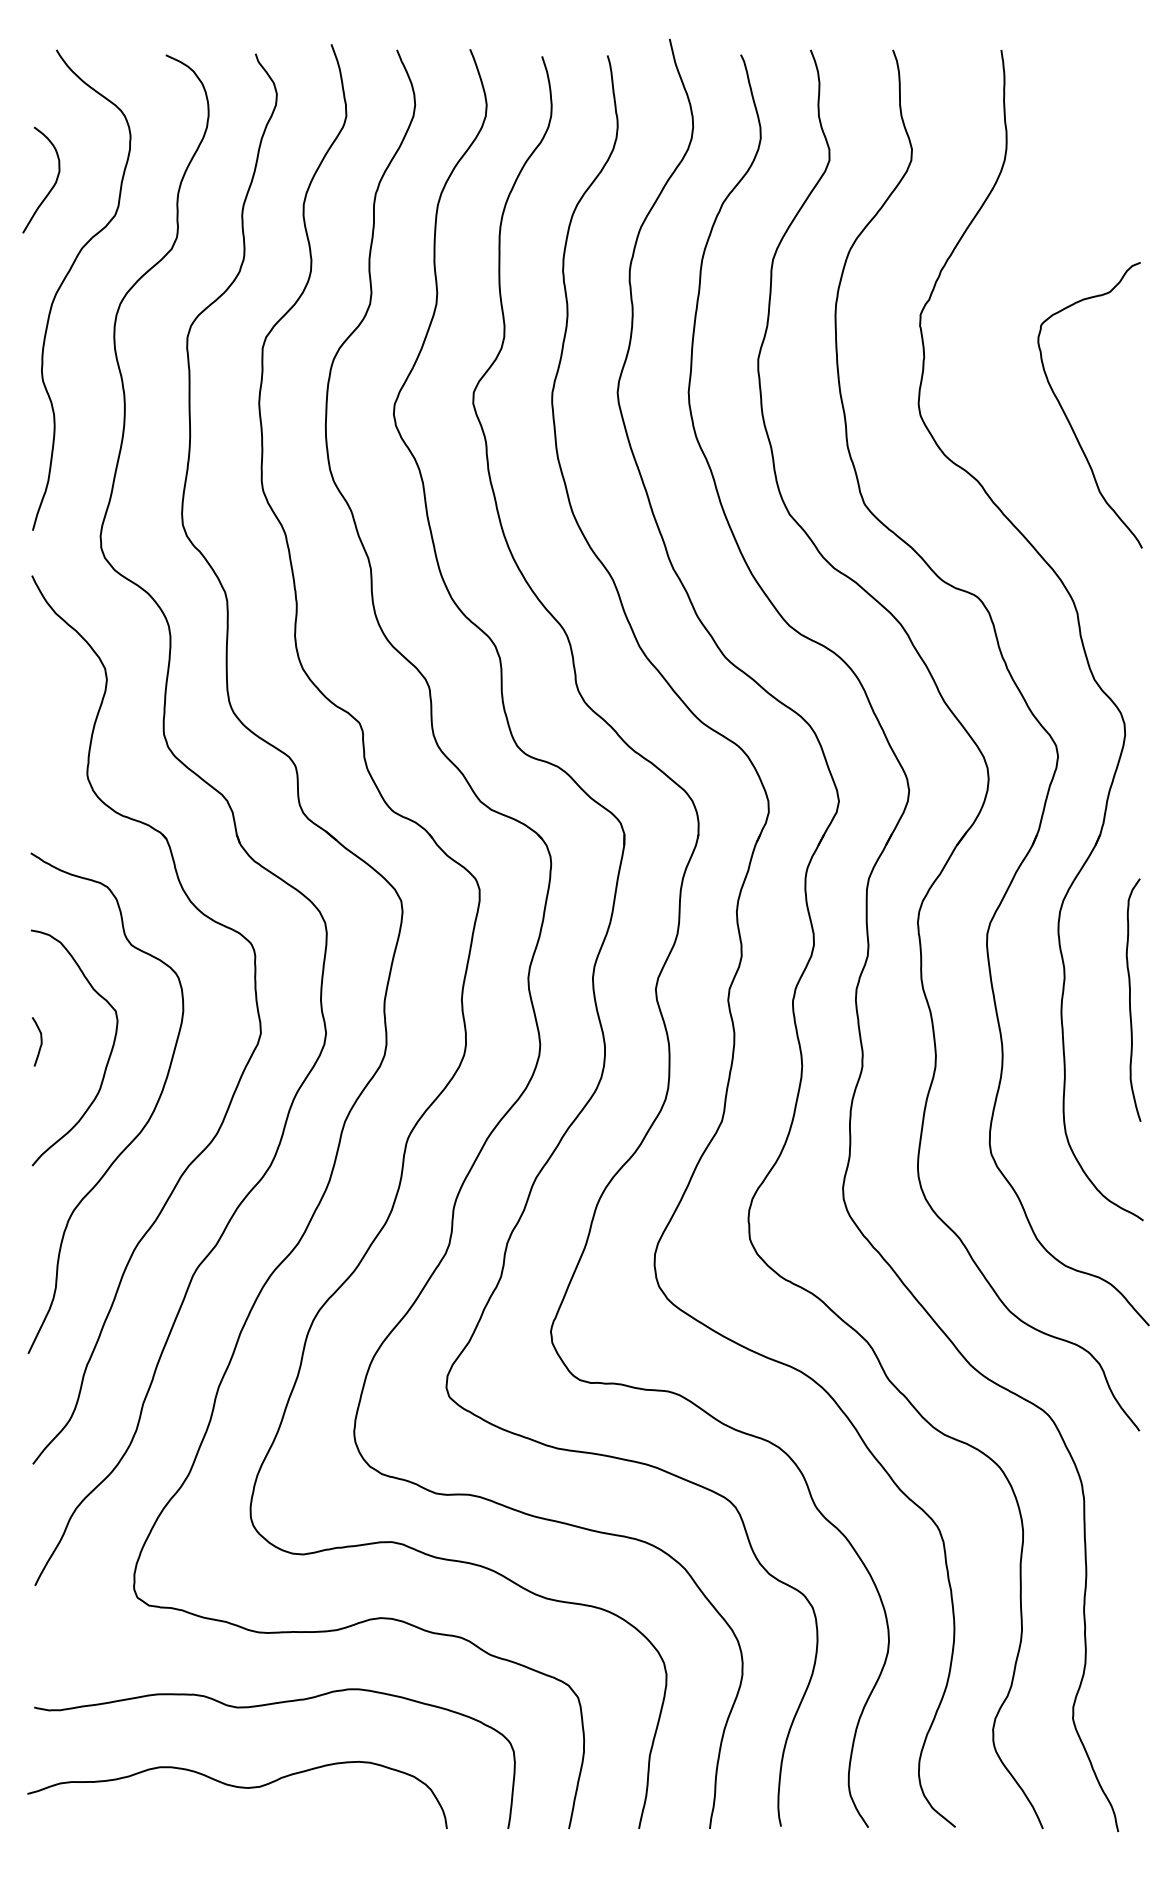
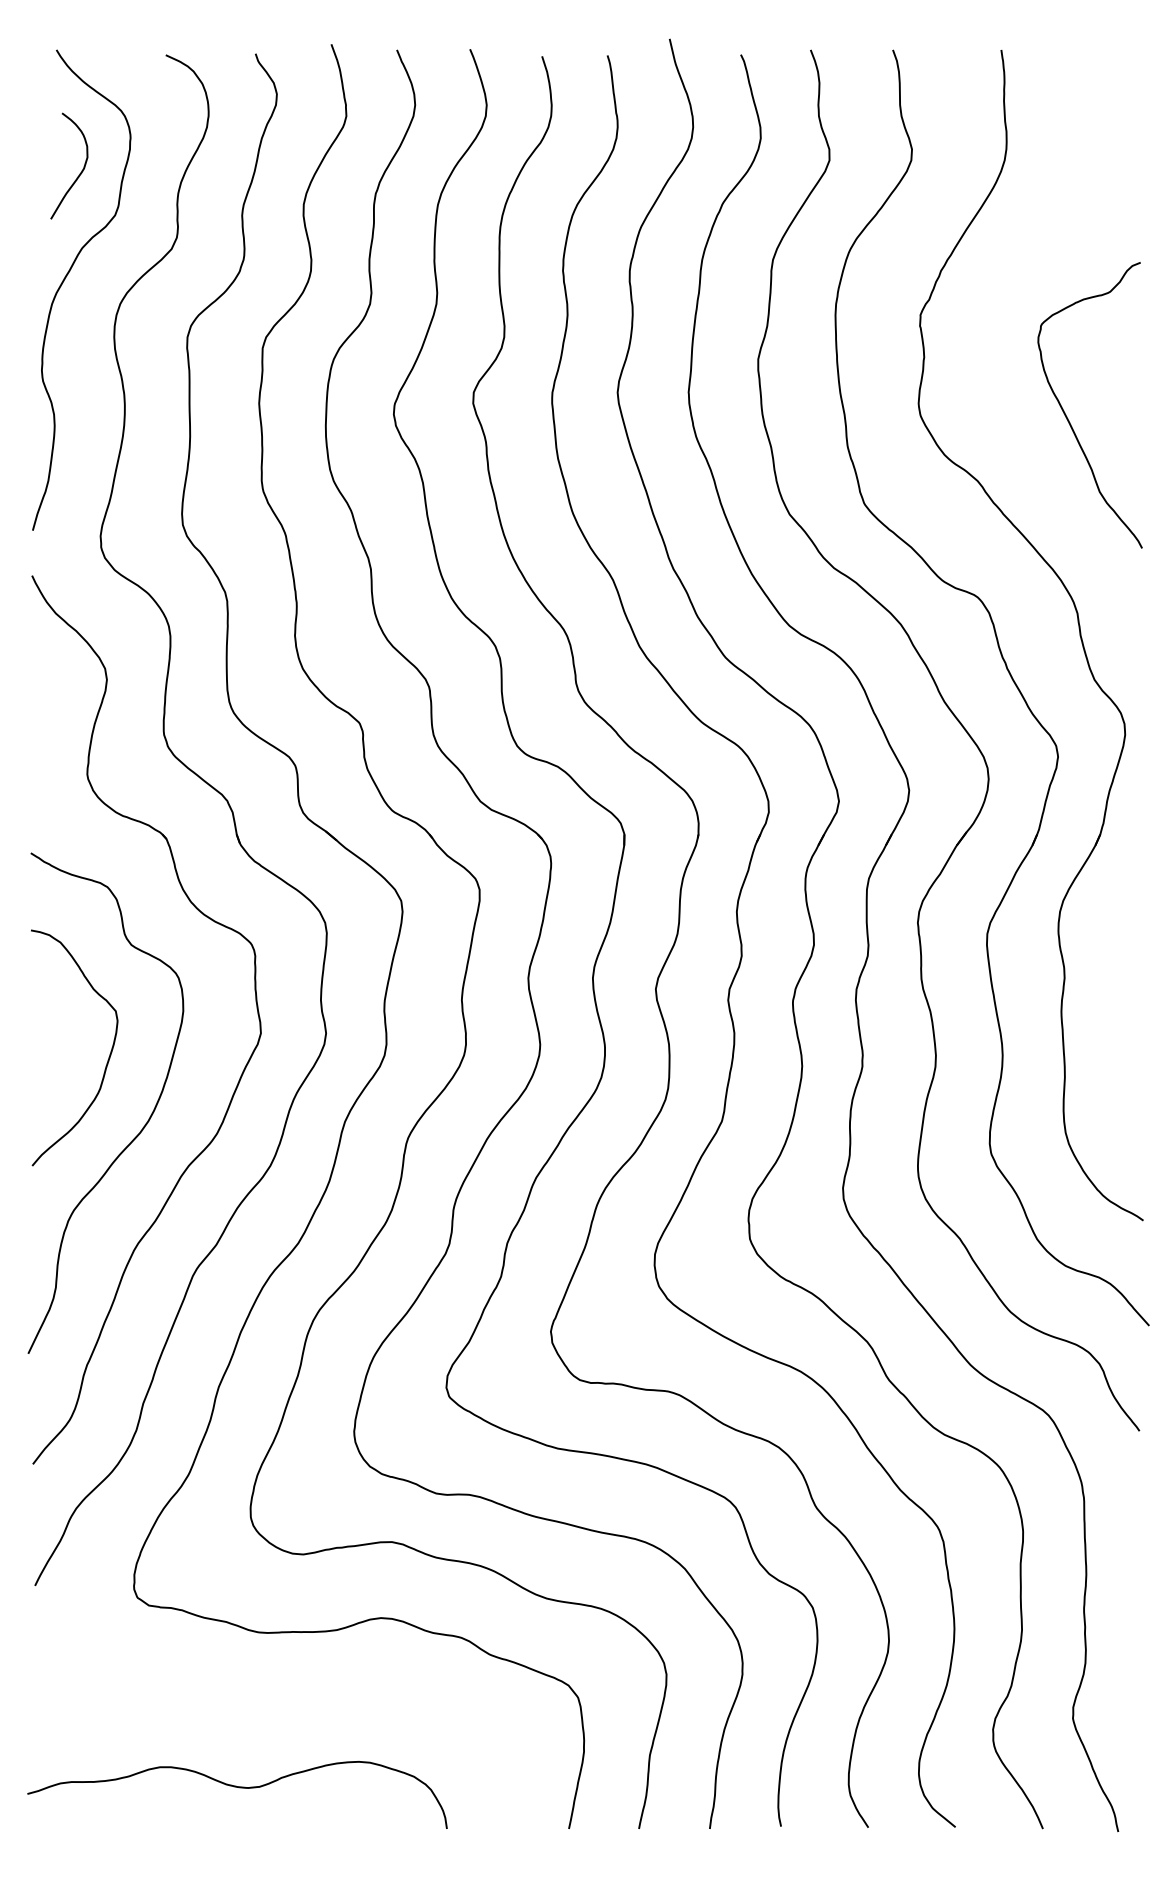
curve position: (51, 187) -> (79, 173) (79, 173)
curve: present -> none (1130, 999)
curve: present -> none (40, 1041)
curve: present -> none (263, 1706)
